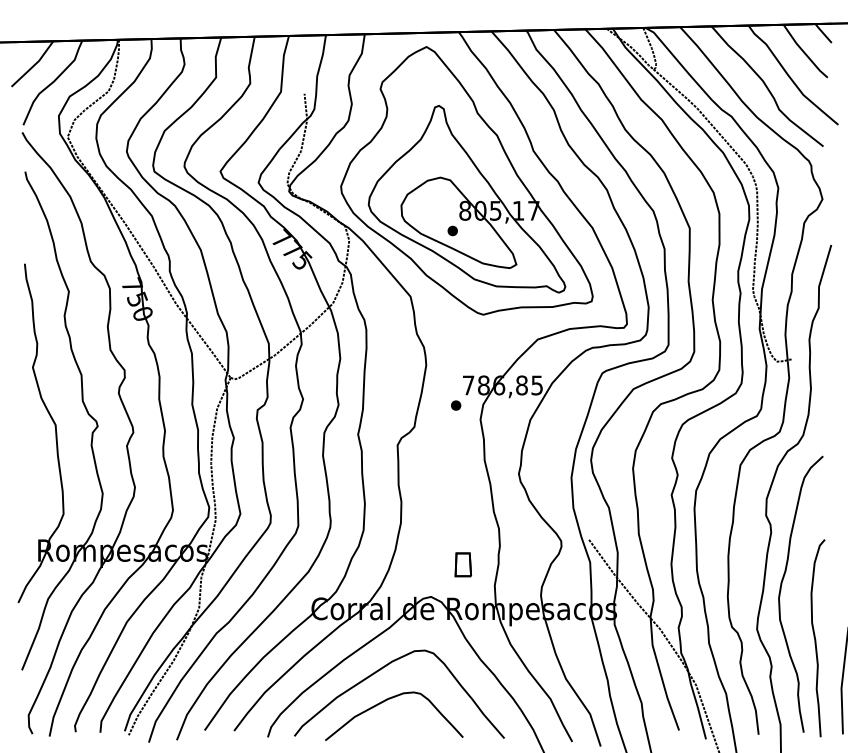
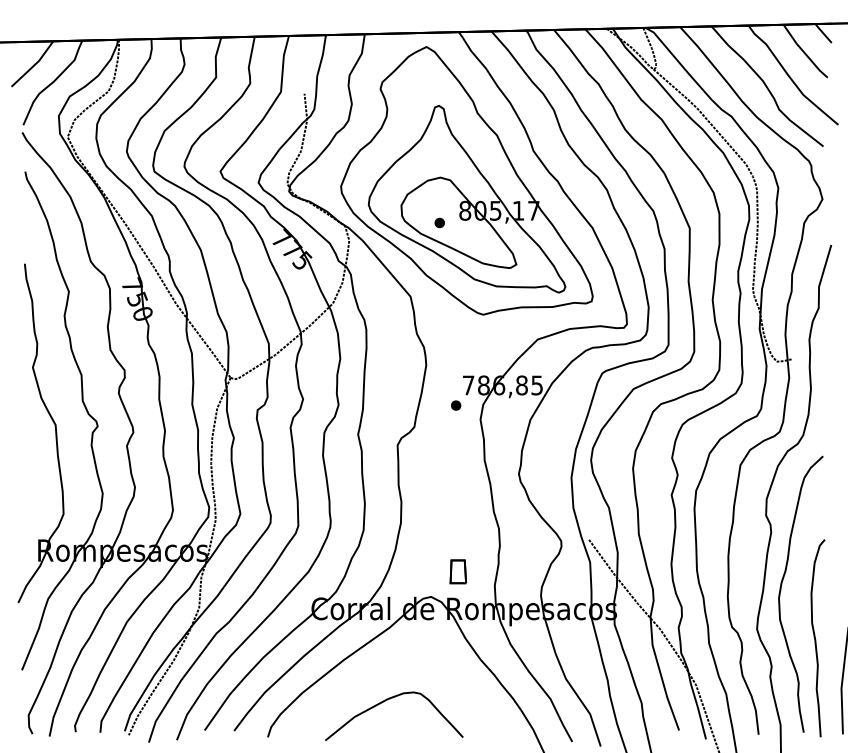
part position: (452, 230) -> (439, 222) (439, 222)
part position: (463, 564) -> (458, 571) (458, 571)
part: present -> none (385, 667)
